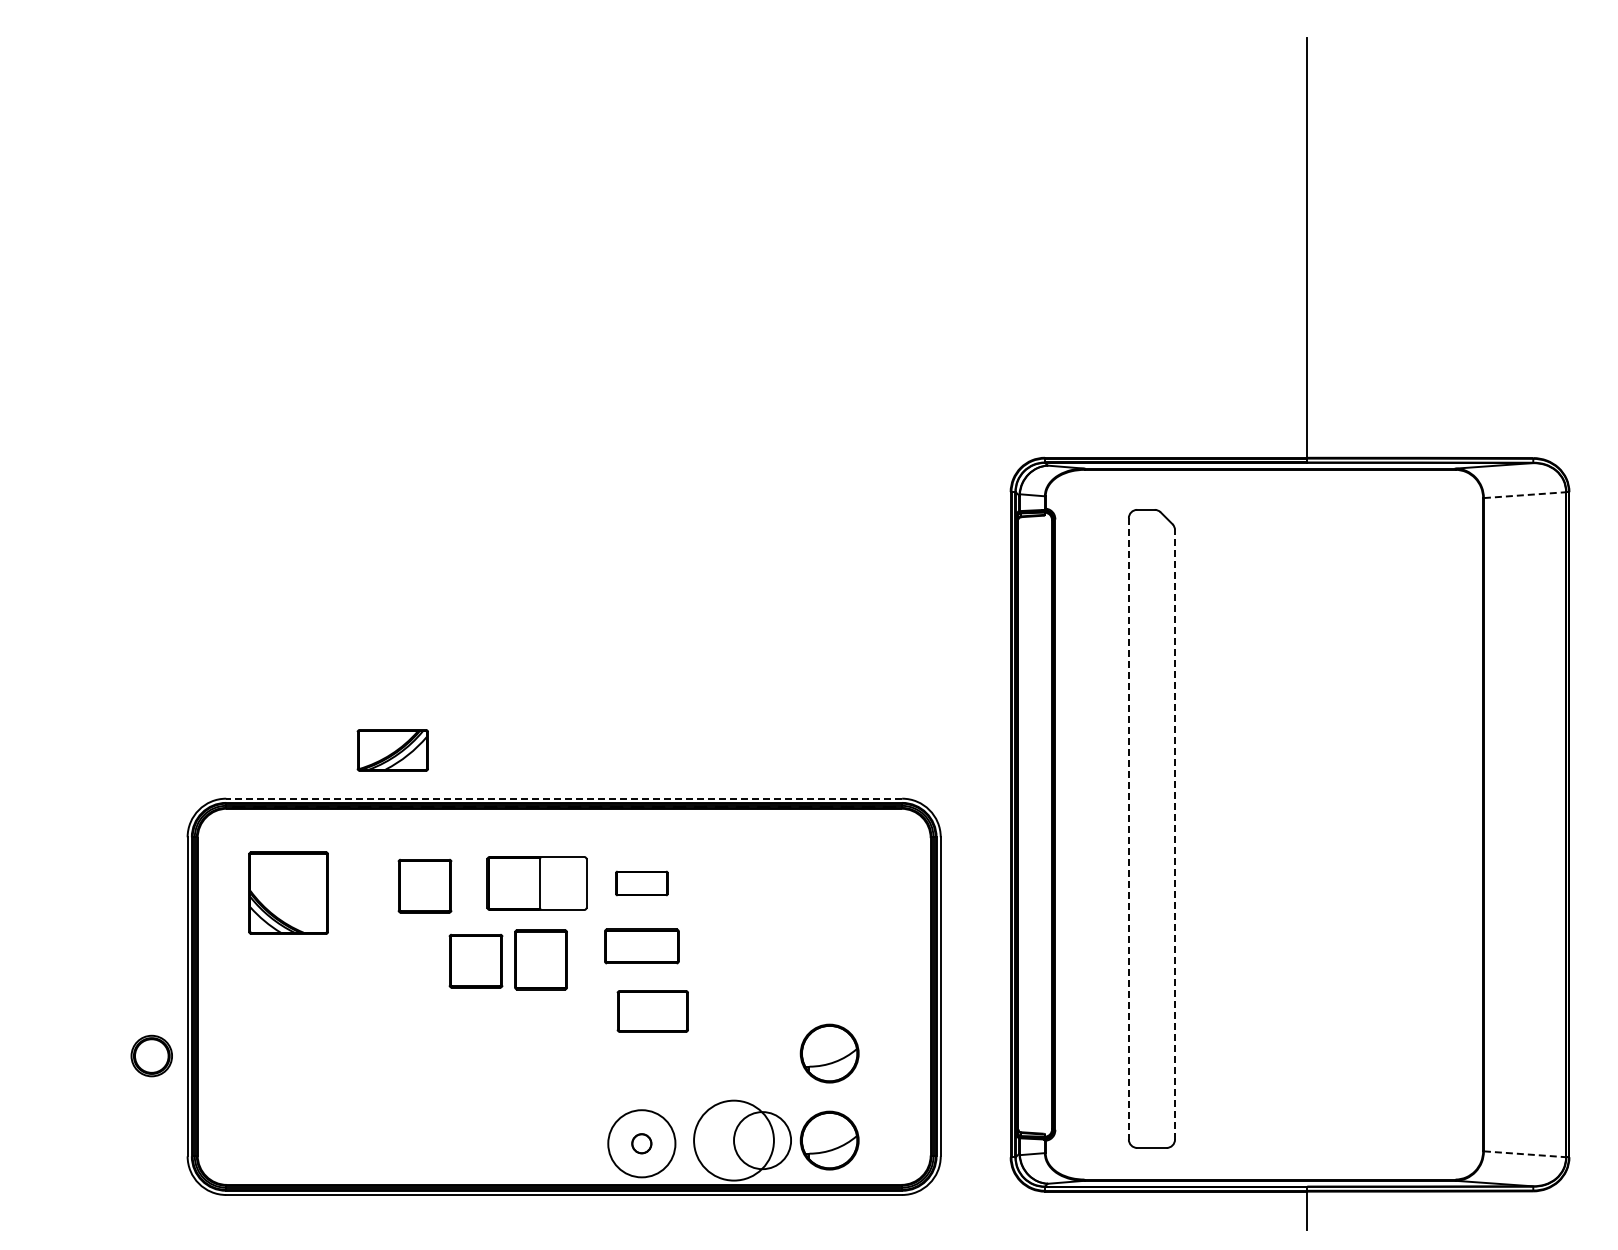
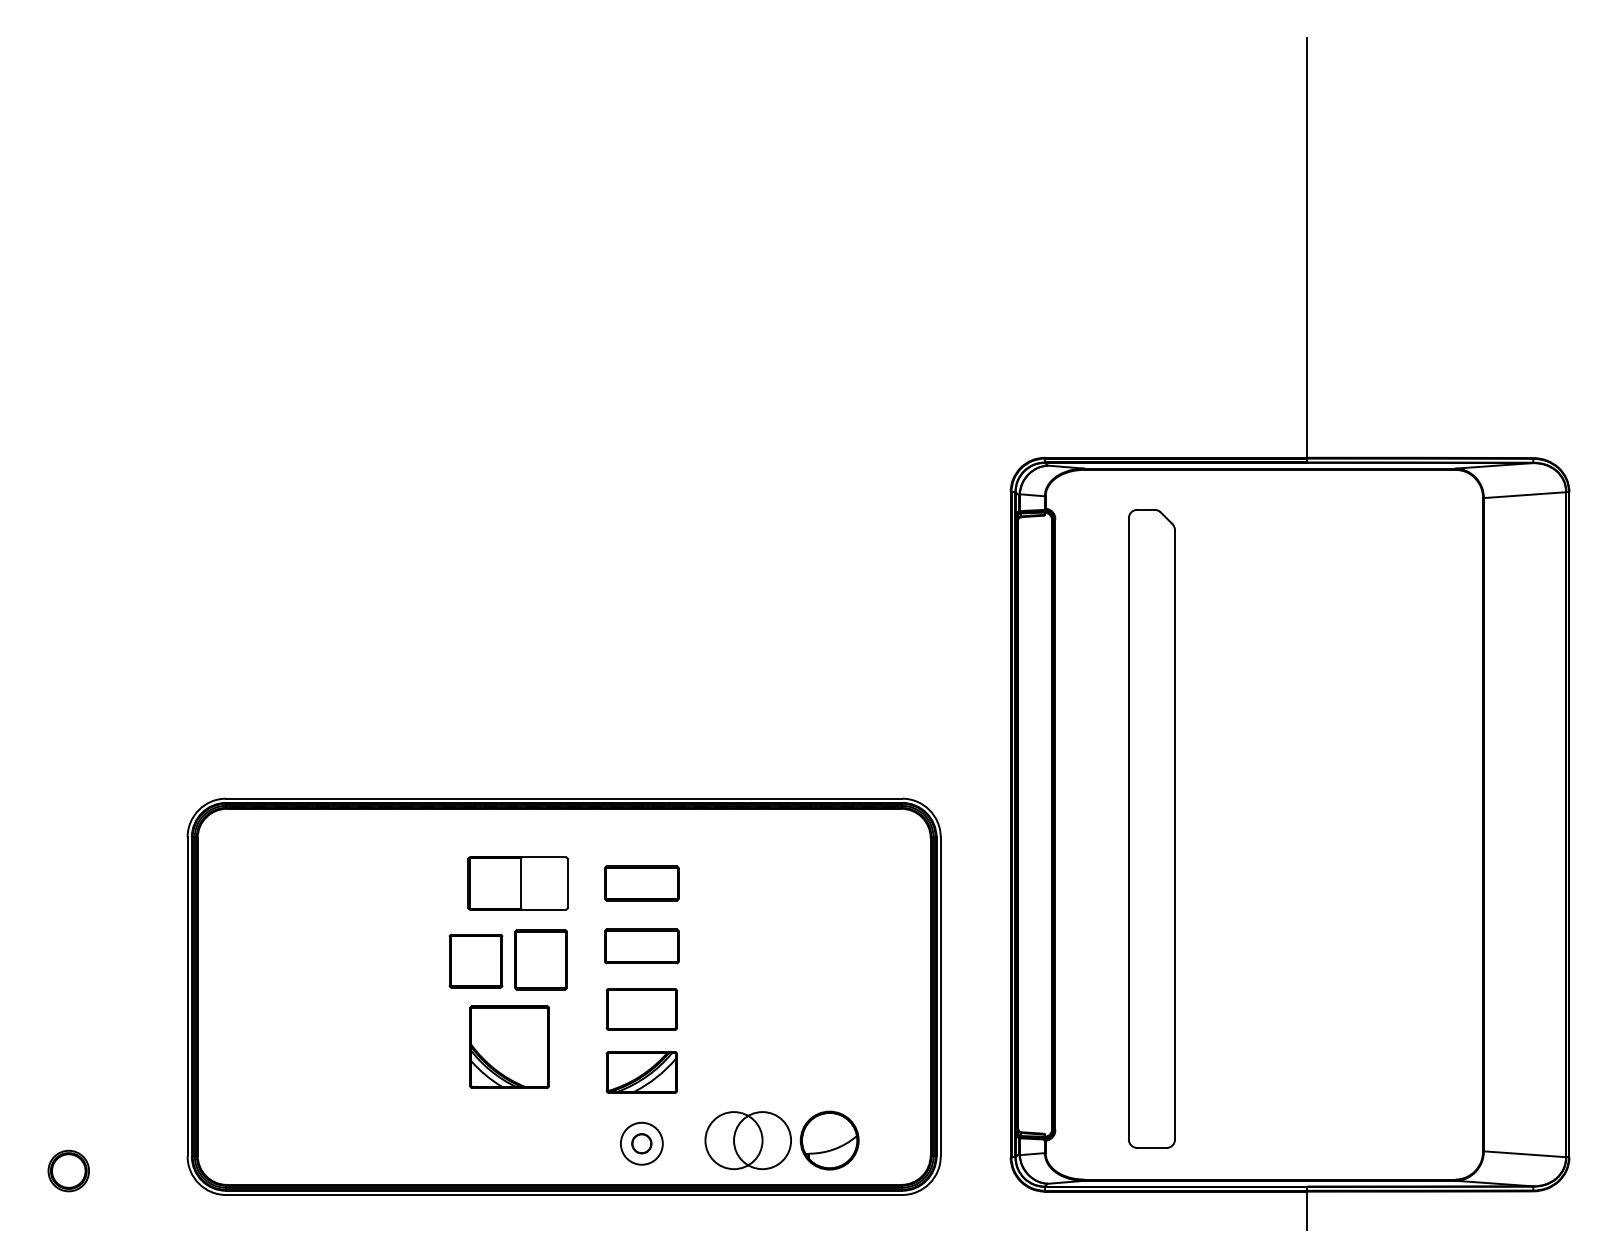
line: dashed -> solid (1525, 495)
part position: (392, 750) -> (641, 1072) (641, 1072)
line: dashed -> solid (564, 798)
line: dashed -> solid (1128, 828)
line: dashed -> solid (1175, 834)
part position: (536, 883) -> (517, 883) (517, 883)
part size: 54x27 px -> 76x37 px (641, 883)
part: present -> none (424, 886)
part position: (288, 892) -> (509, 1046) (509, 1046)
part position: (652, 1011) -> (641, 1009) (641, 1009)
part: present -> none (829, 1053)
part position: (151, 1055) -> (68, 1170) (68, 1170)
circle diameter: 80 px -> 57 px (733, 1140)
circle diameter: 67 px -> 42 px (641, 1143)
line: dashed -> solid (1525, 1154)
